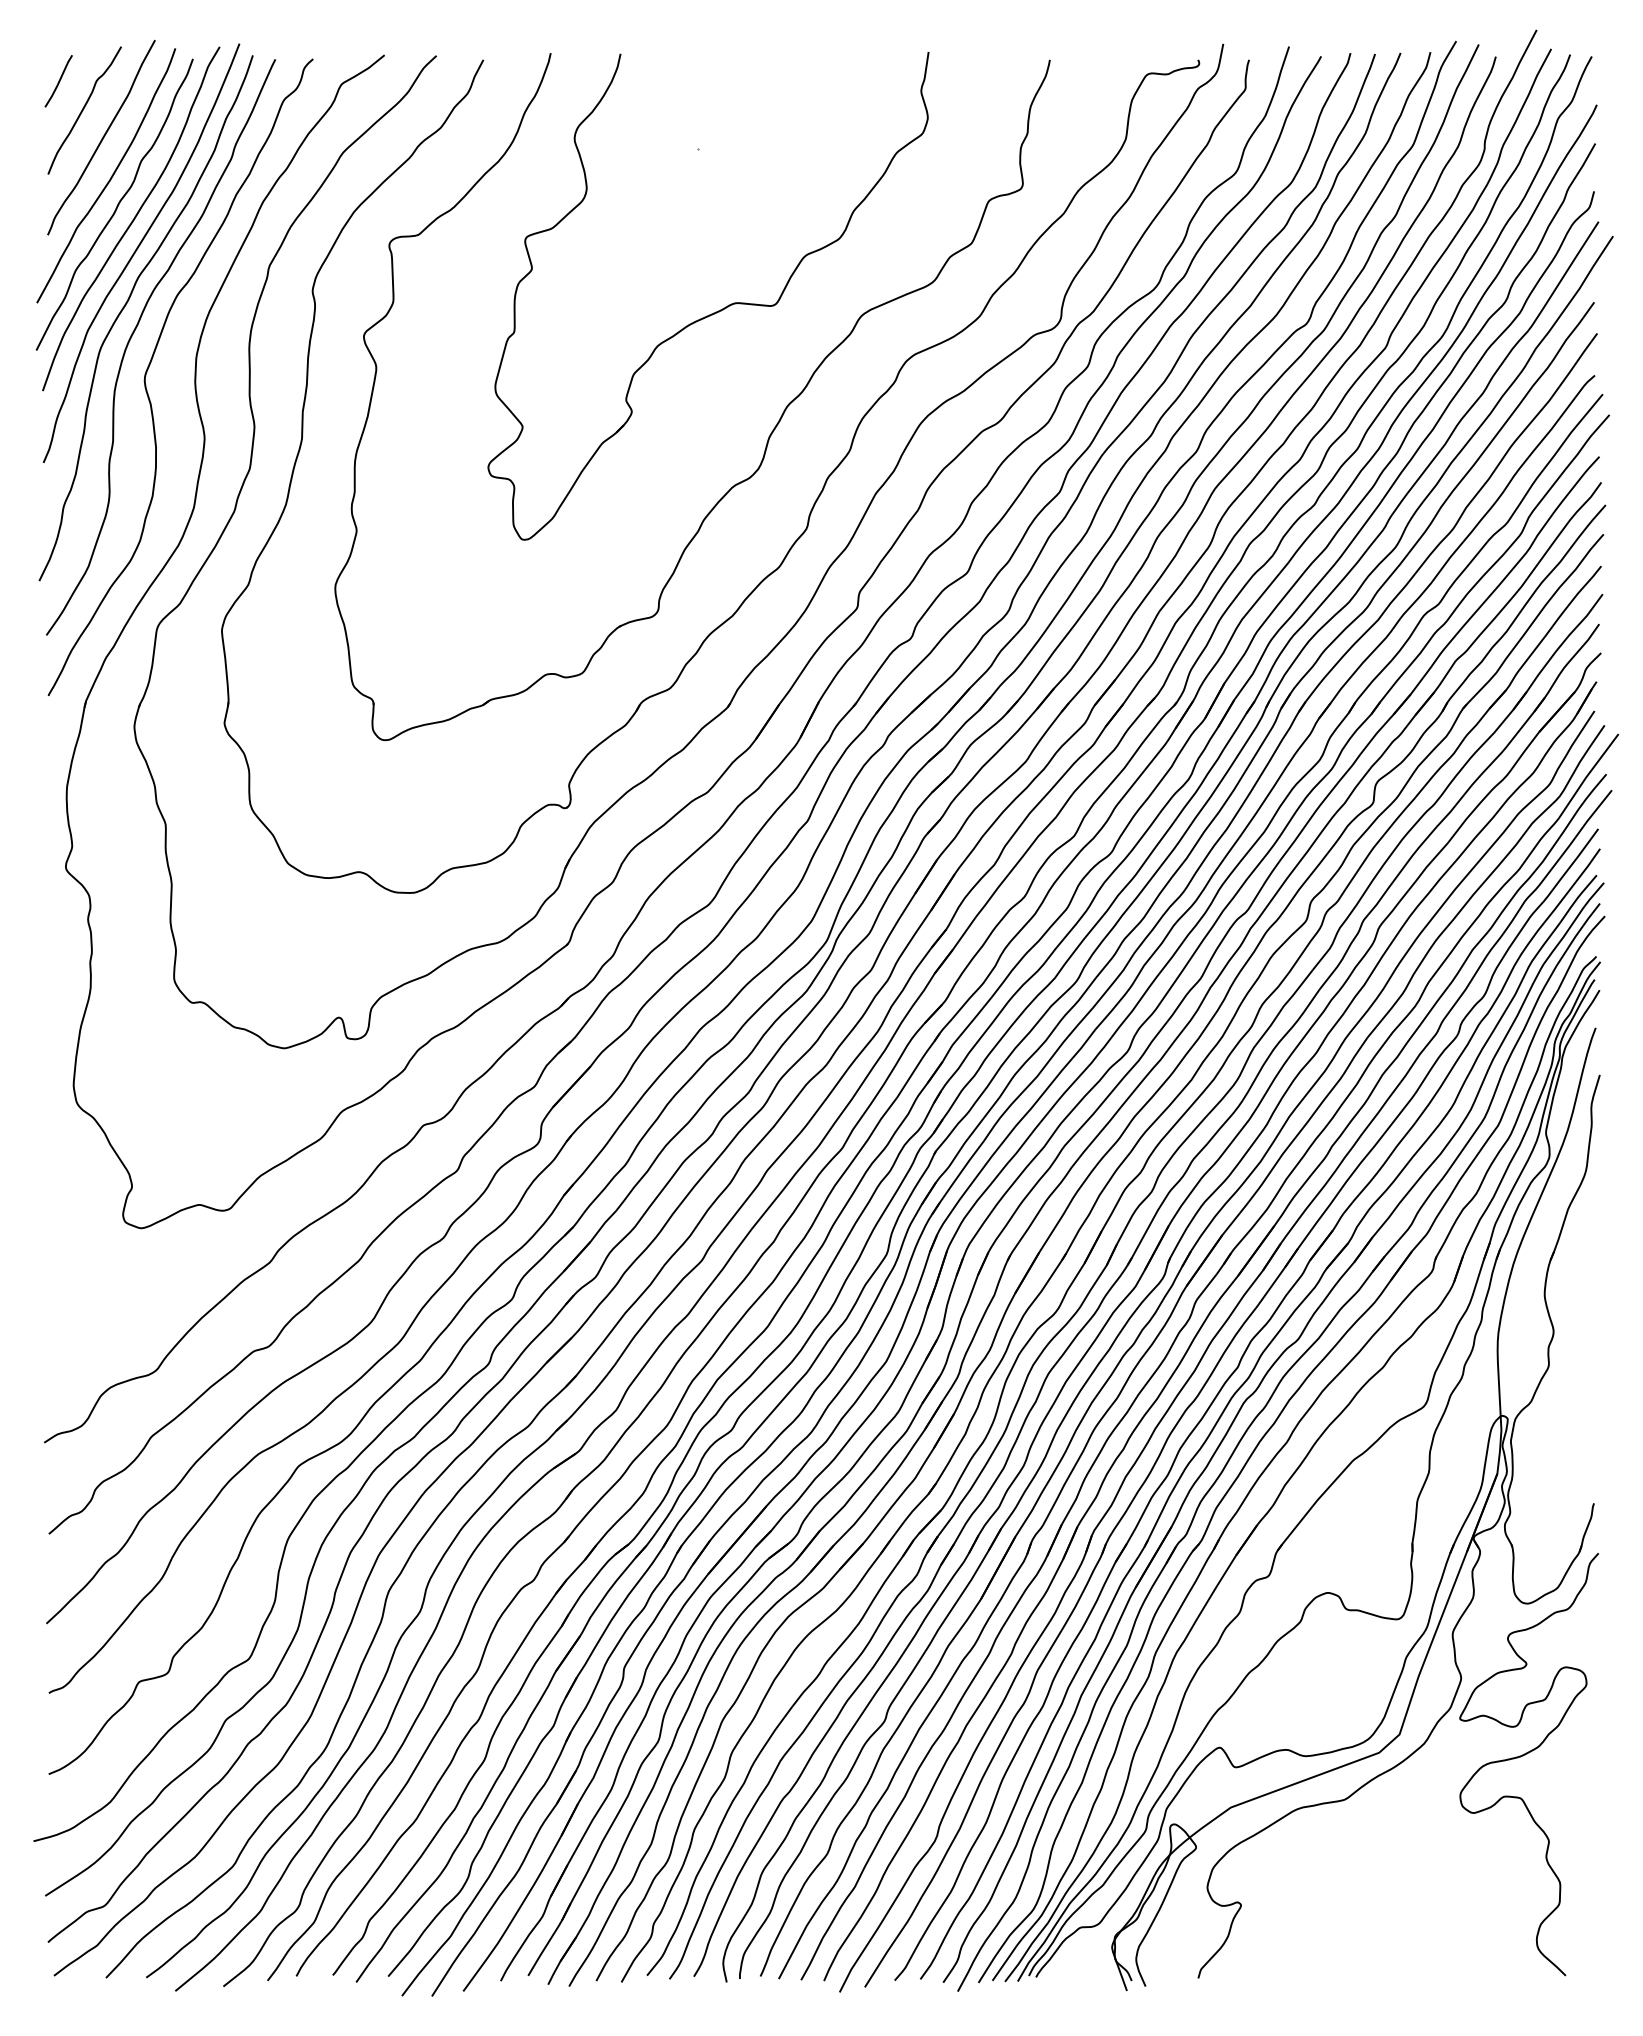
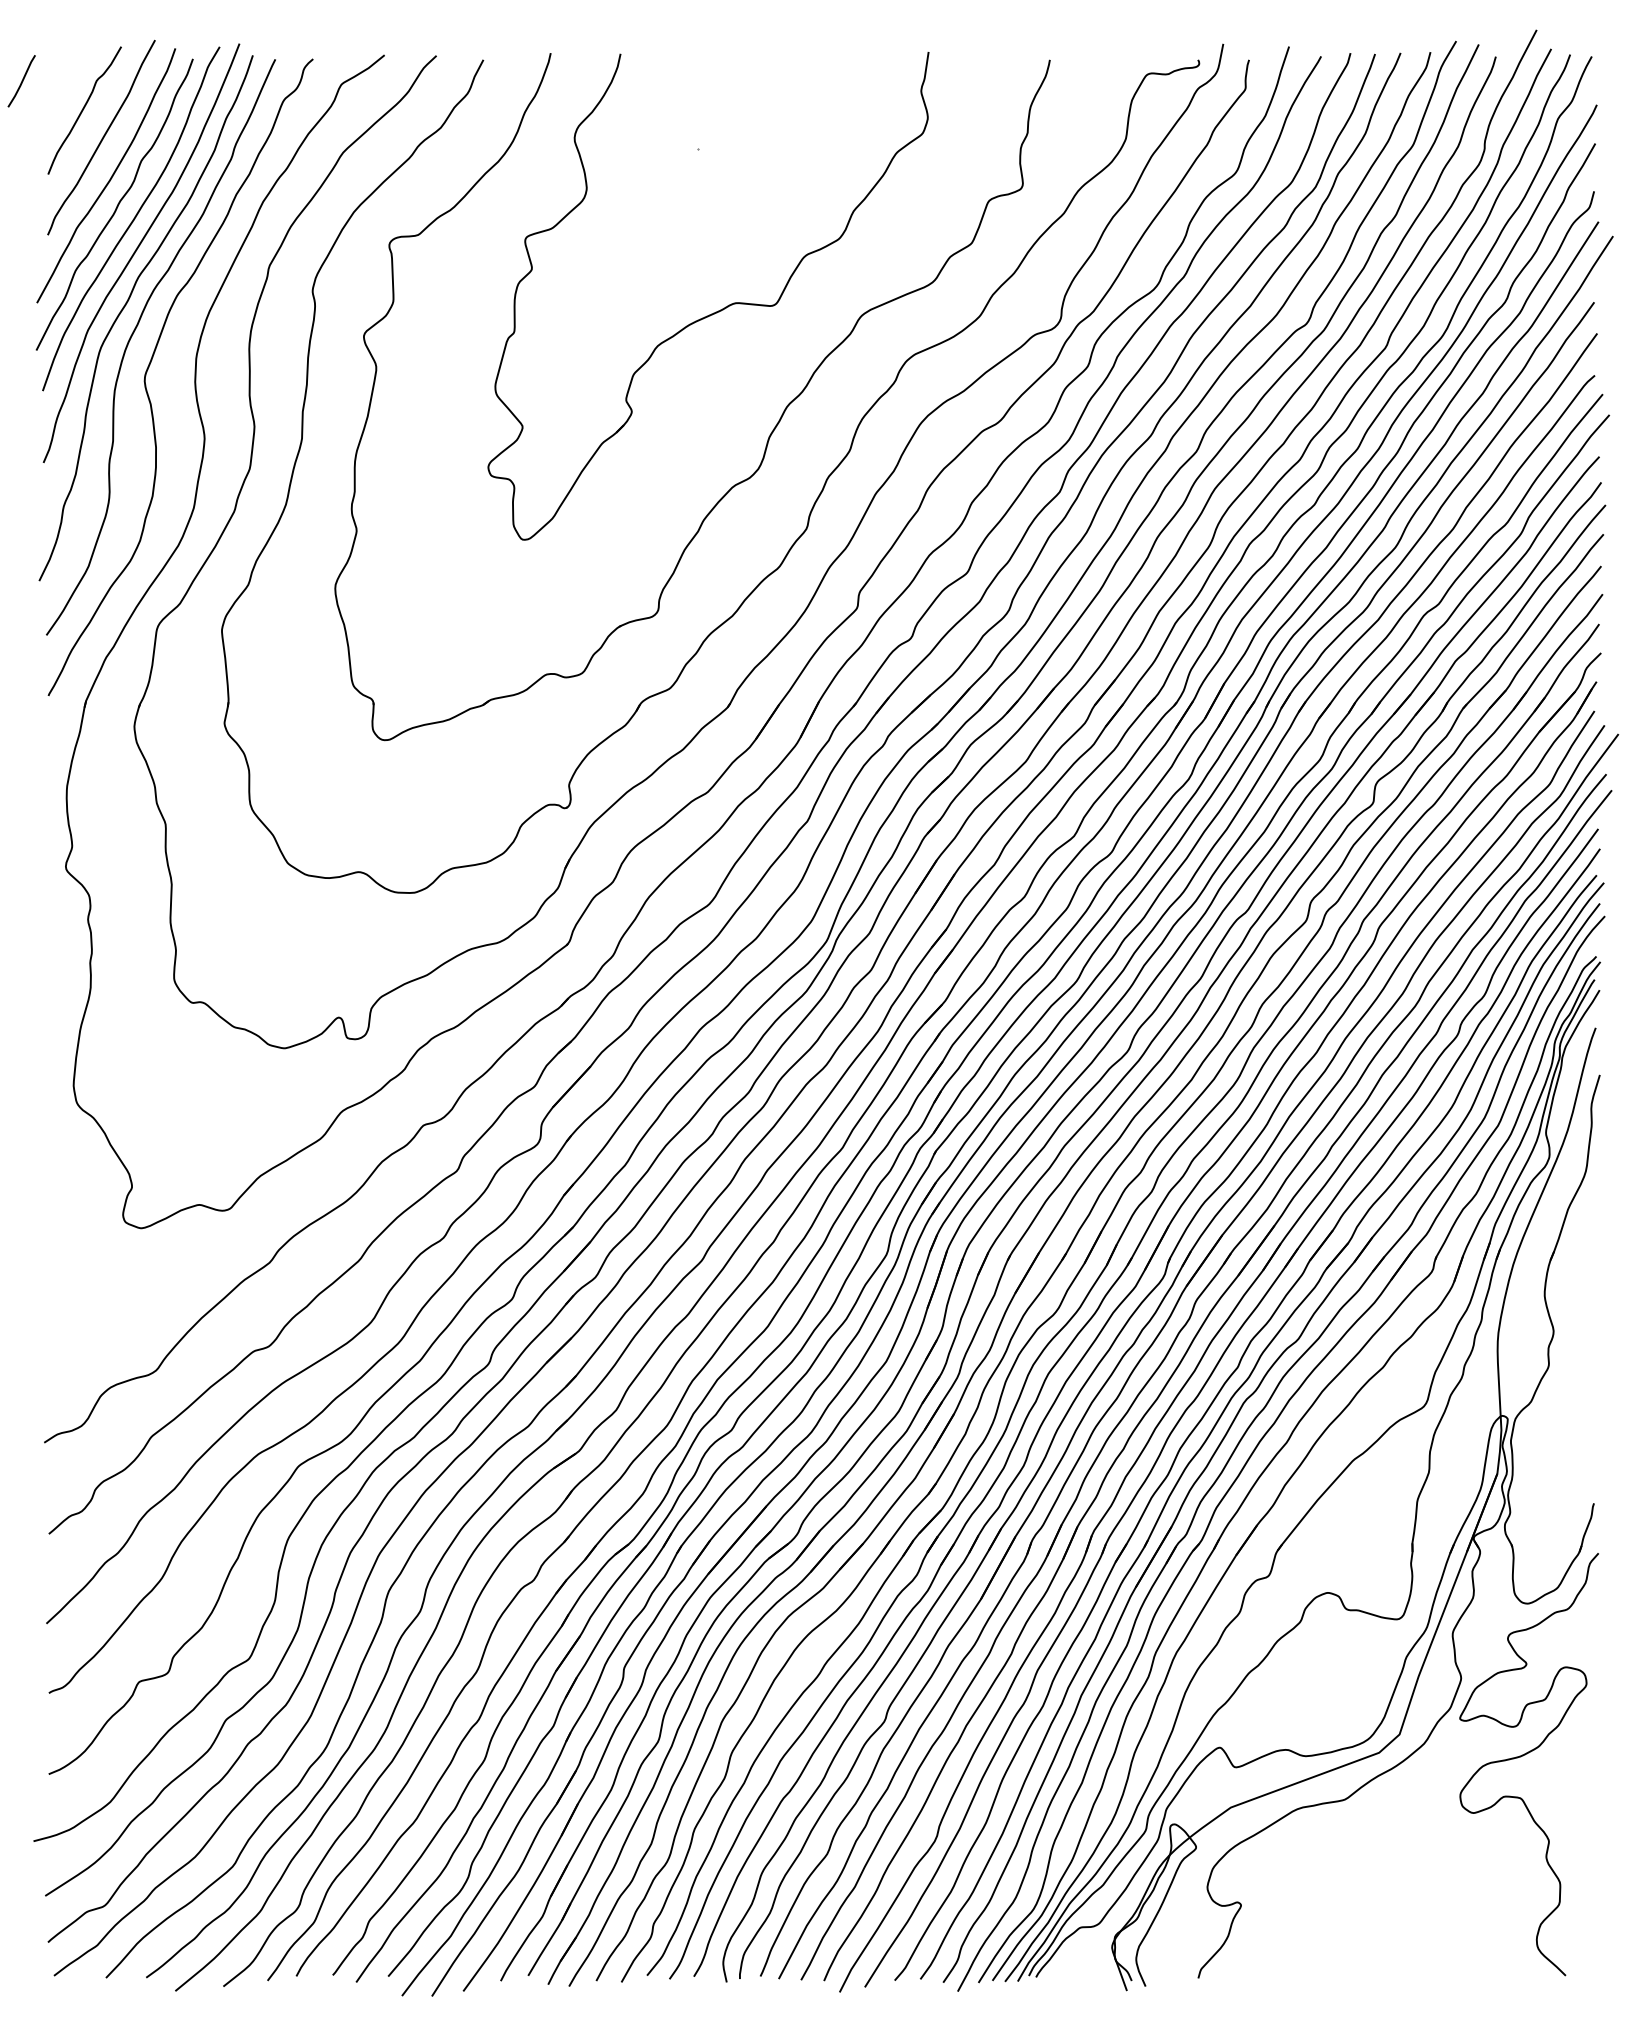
line position: (58, 81) -> (21, 81) (21, 81)
